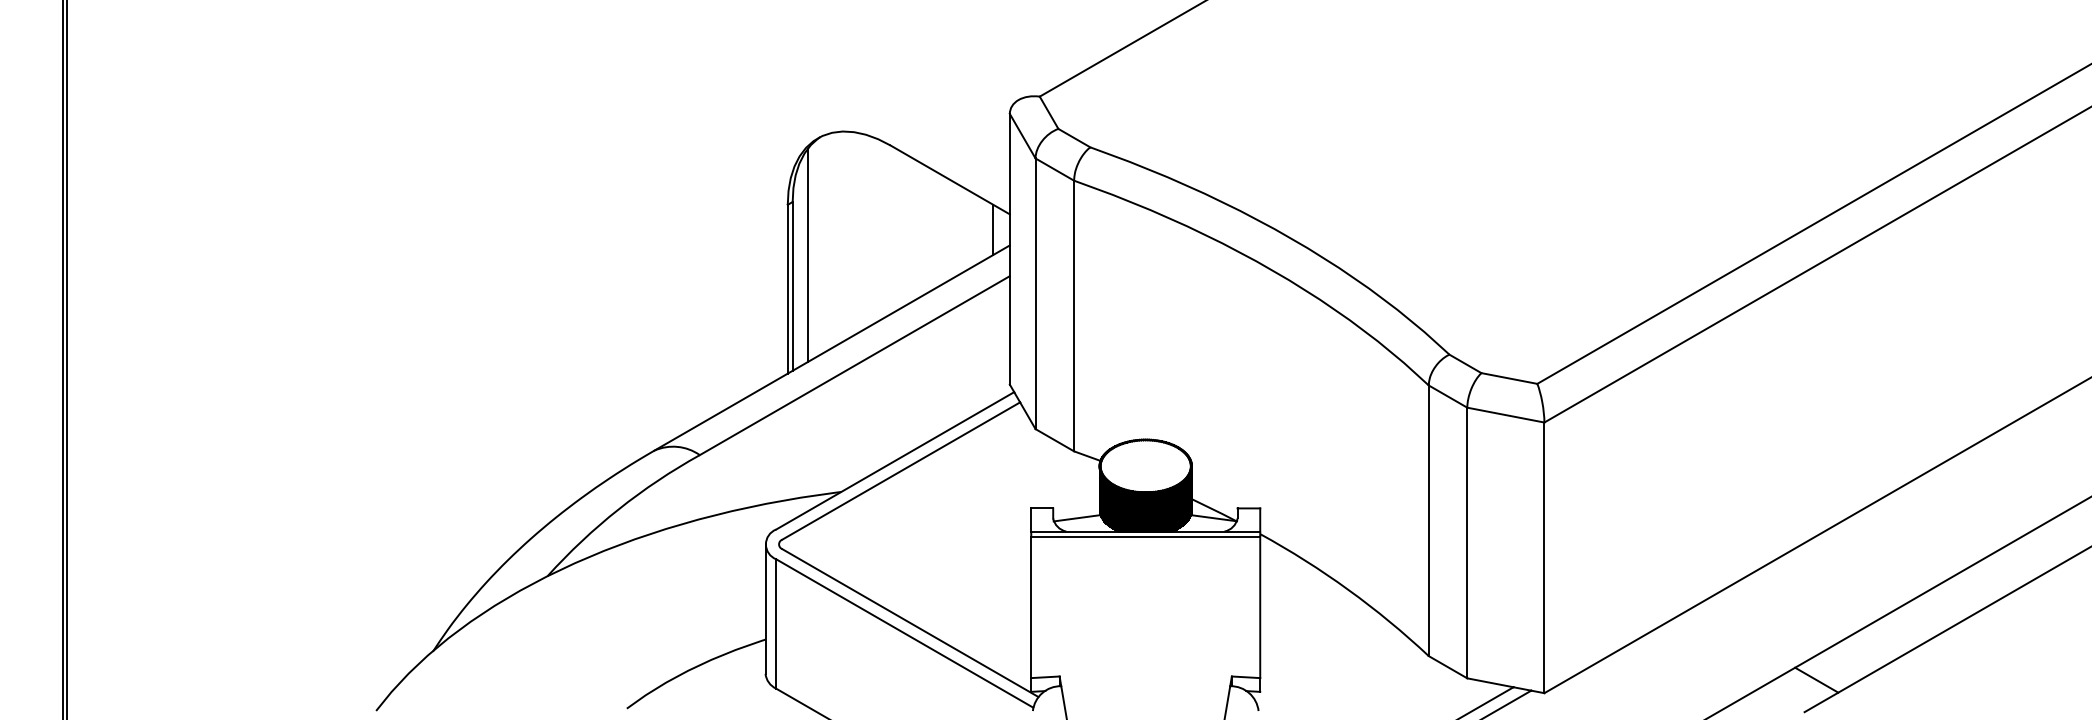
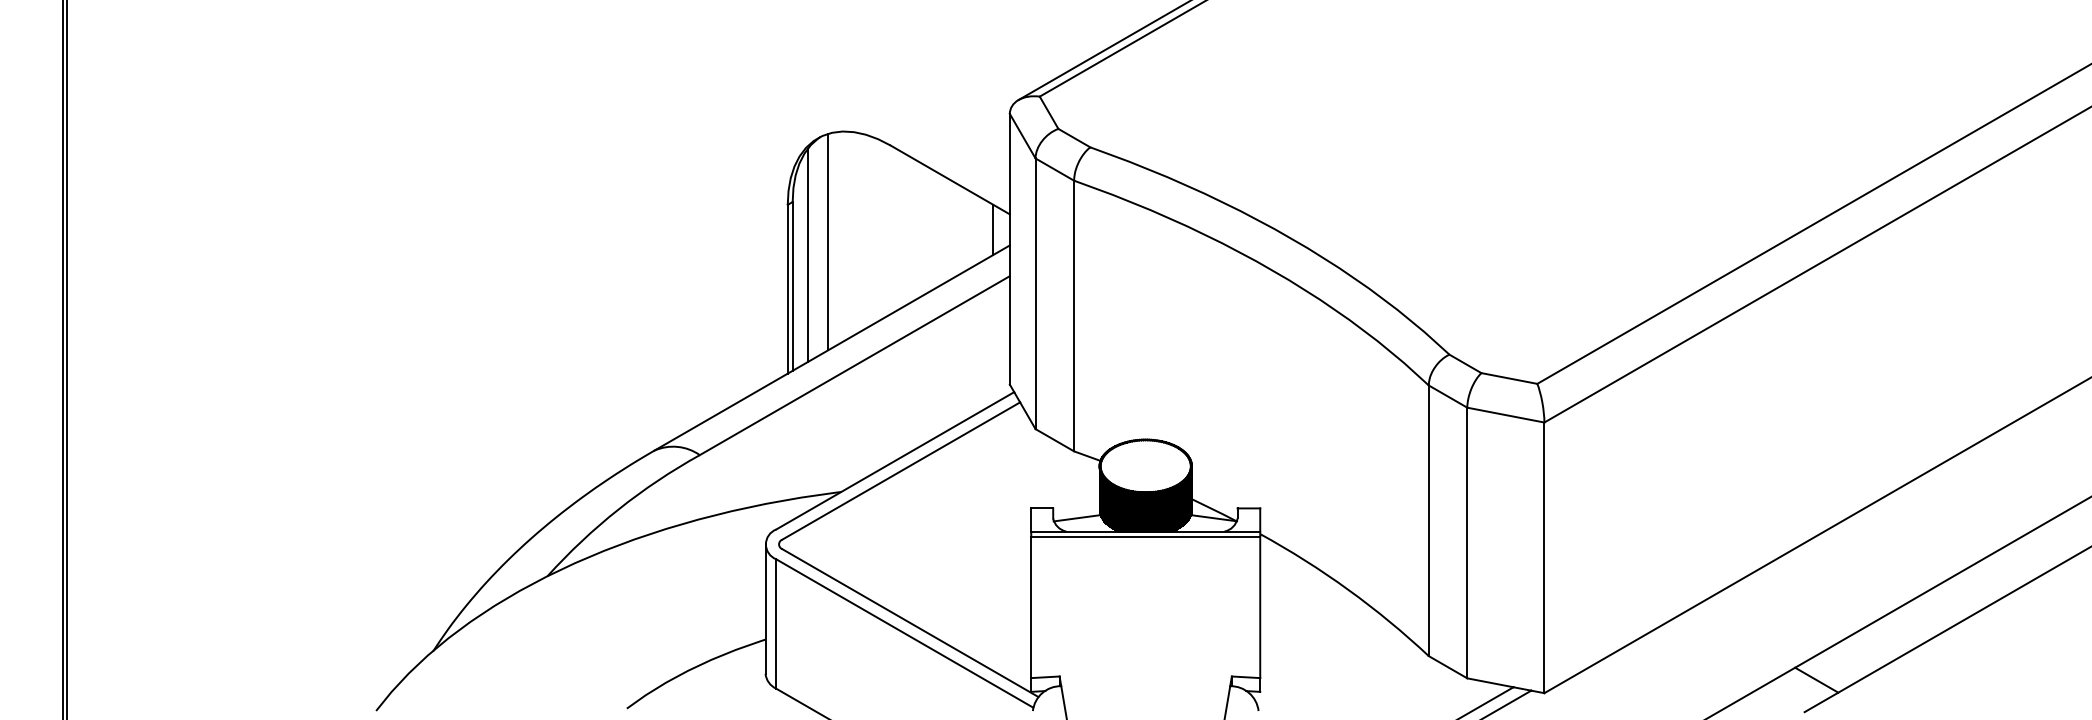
line: none -> present (1102, 51)
line: none -> present (827, 241)
